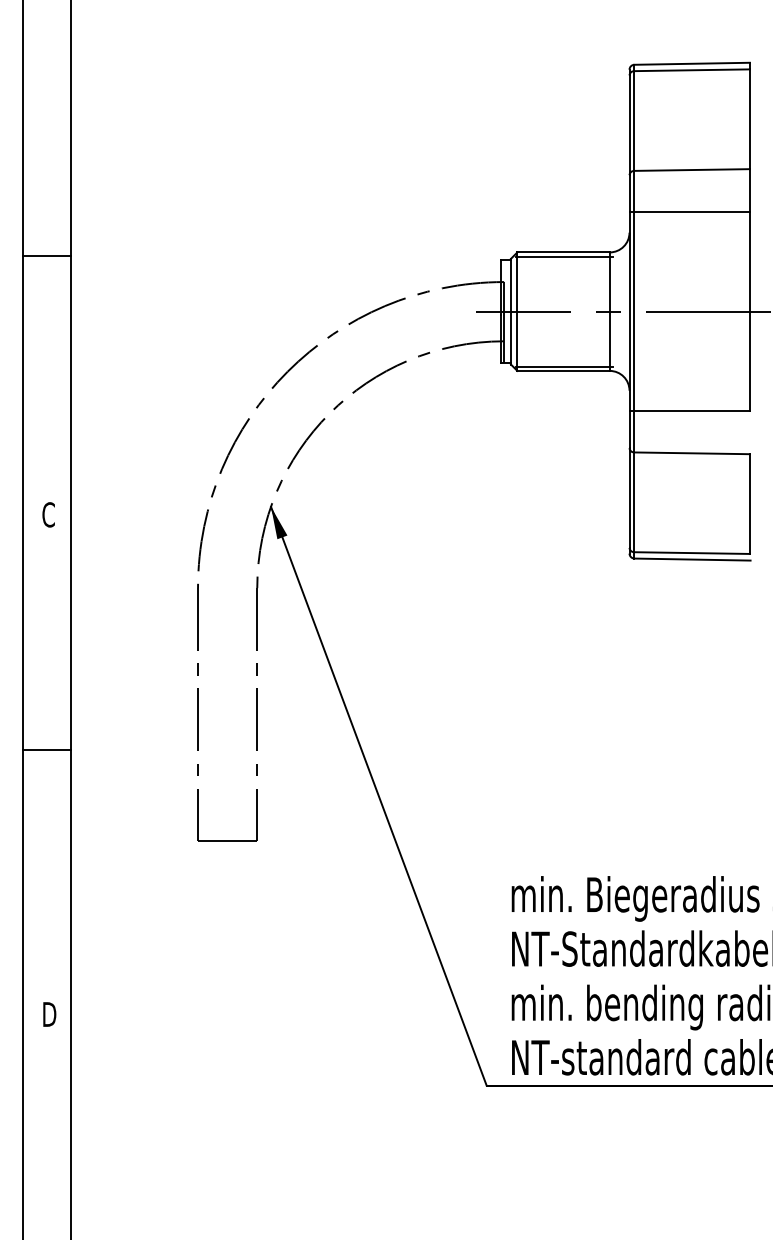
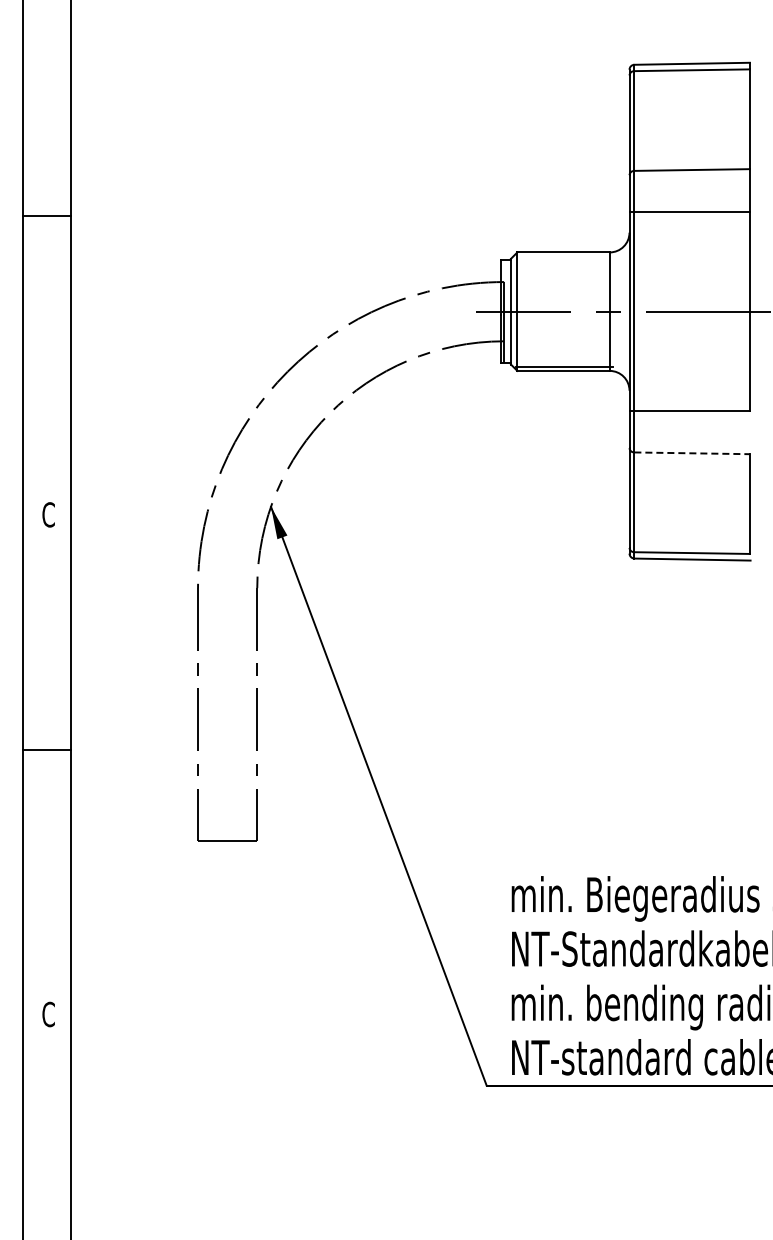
line position: (47, 255) -> (47, 215) (47, 215)
line: present -> none (564, 256)
line: solid -> dashed (692, 453)
text: D -> C (49, 1014)
